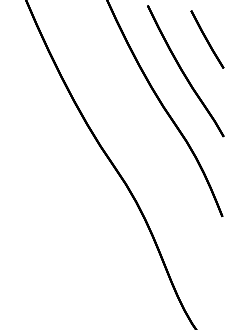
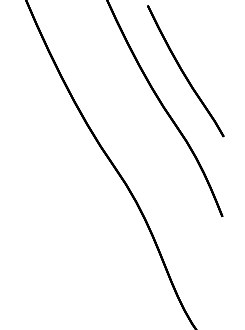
line: present -> none (207, 39)
